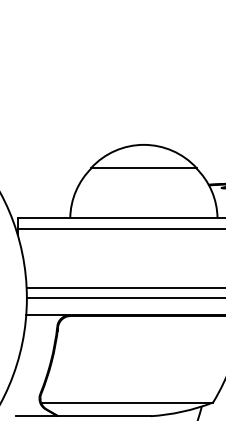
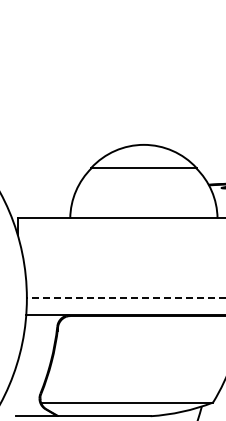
line: present -> none (119, 228)
line: present -> none (124, 287)
line: solid -> dashed (125, 298)
